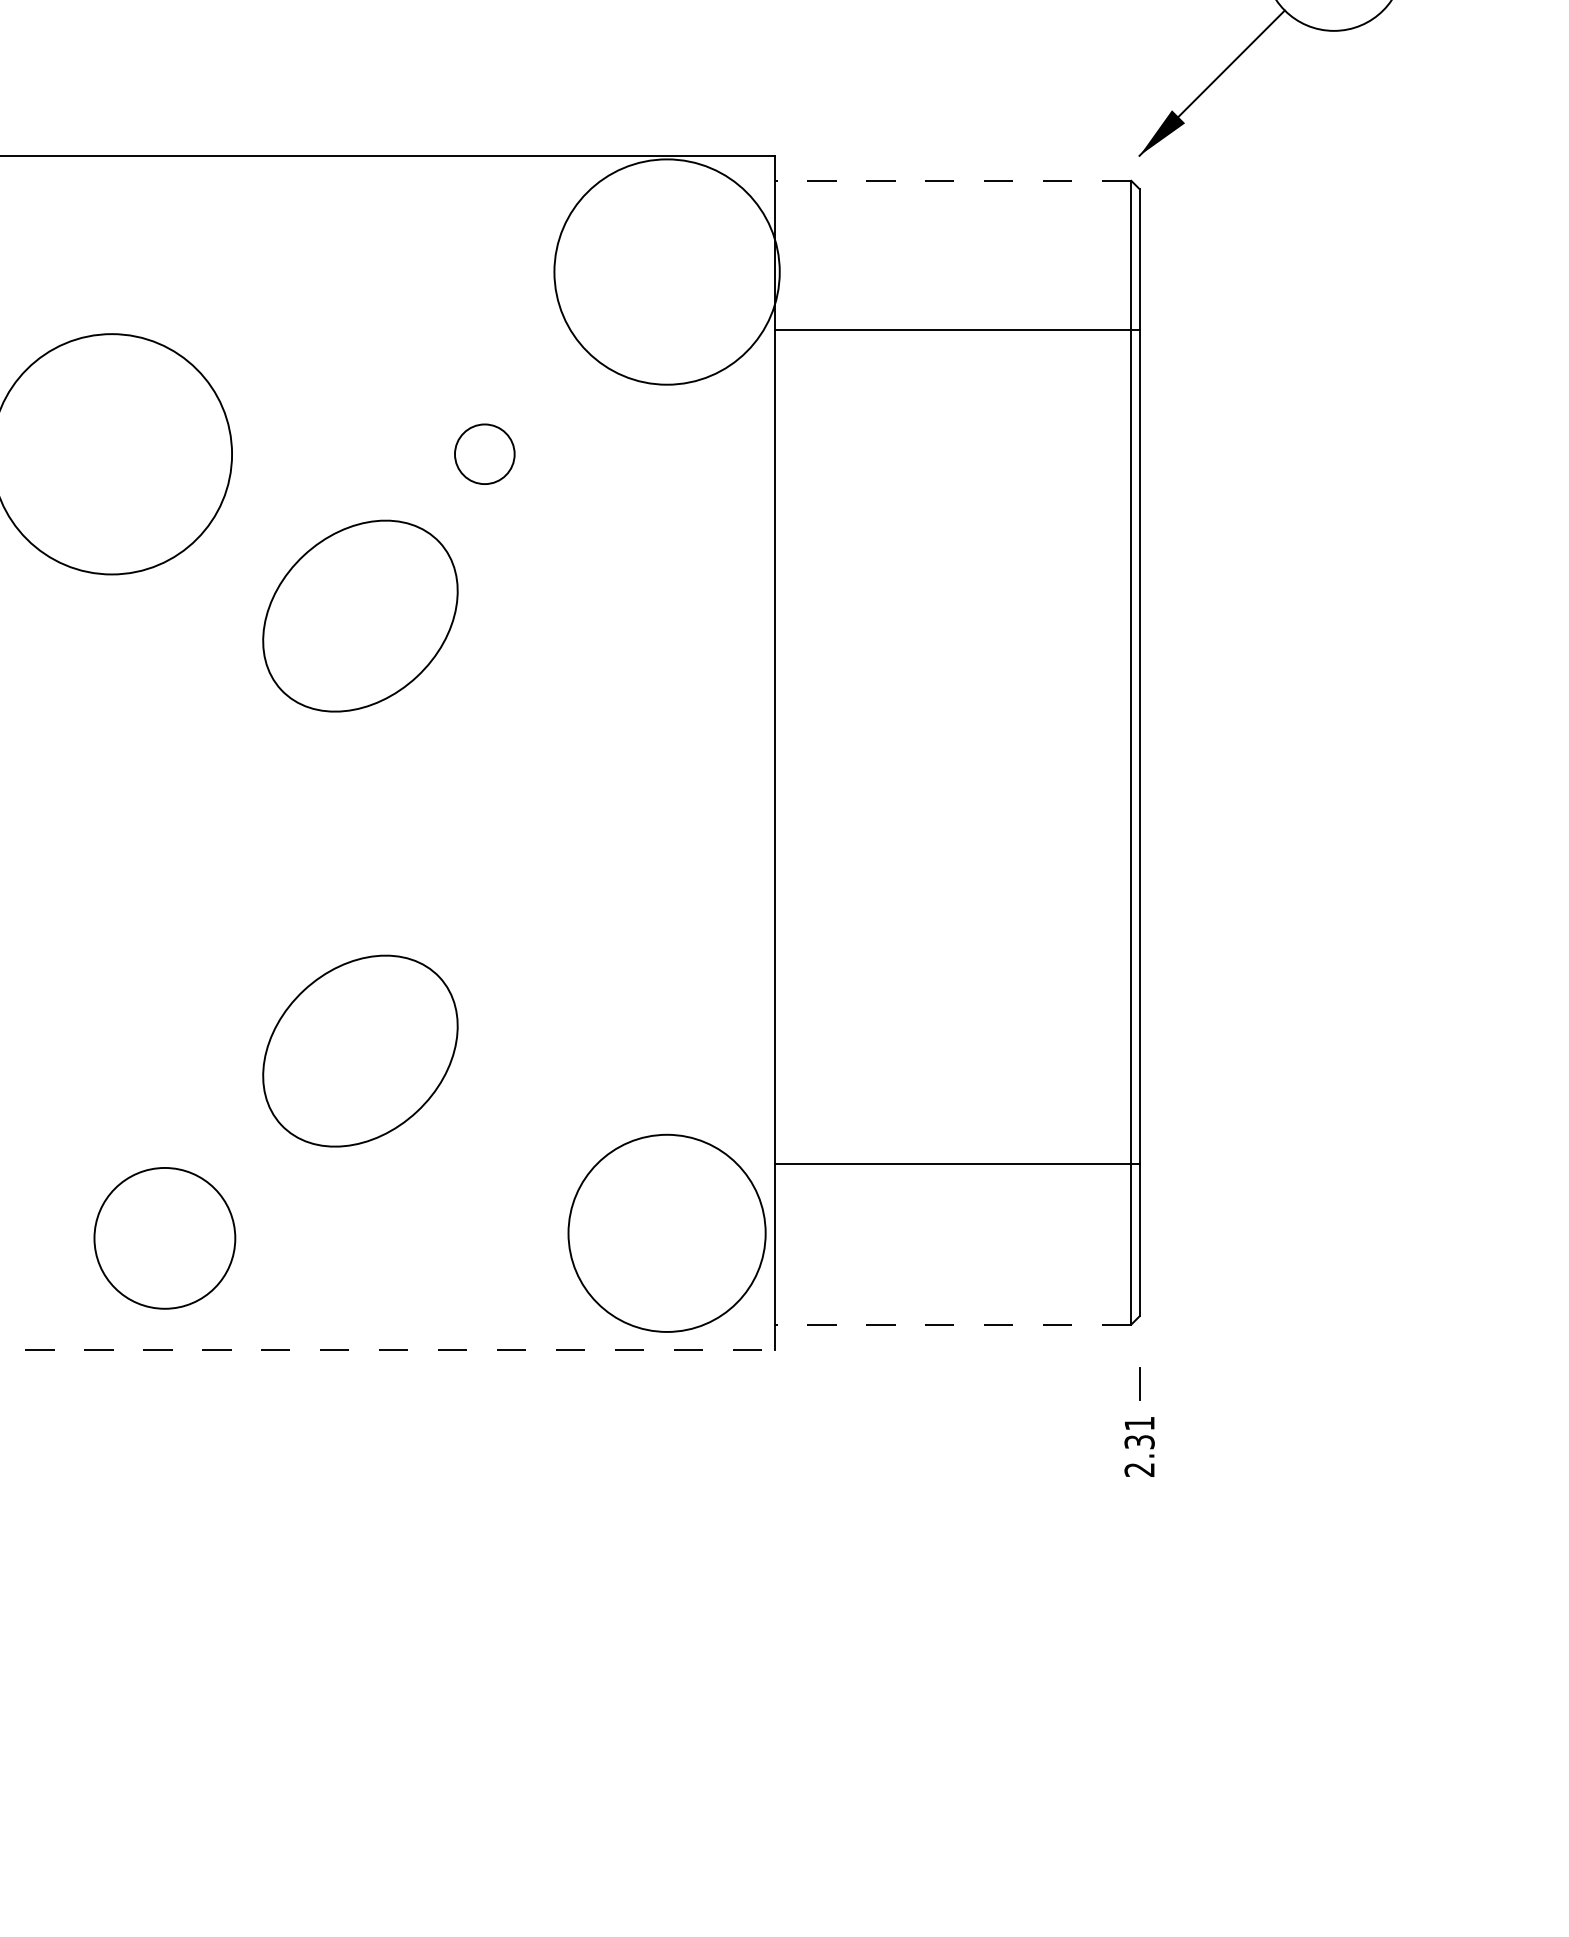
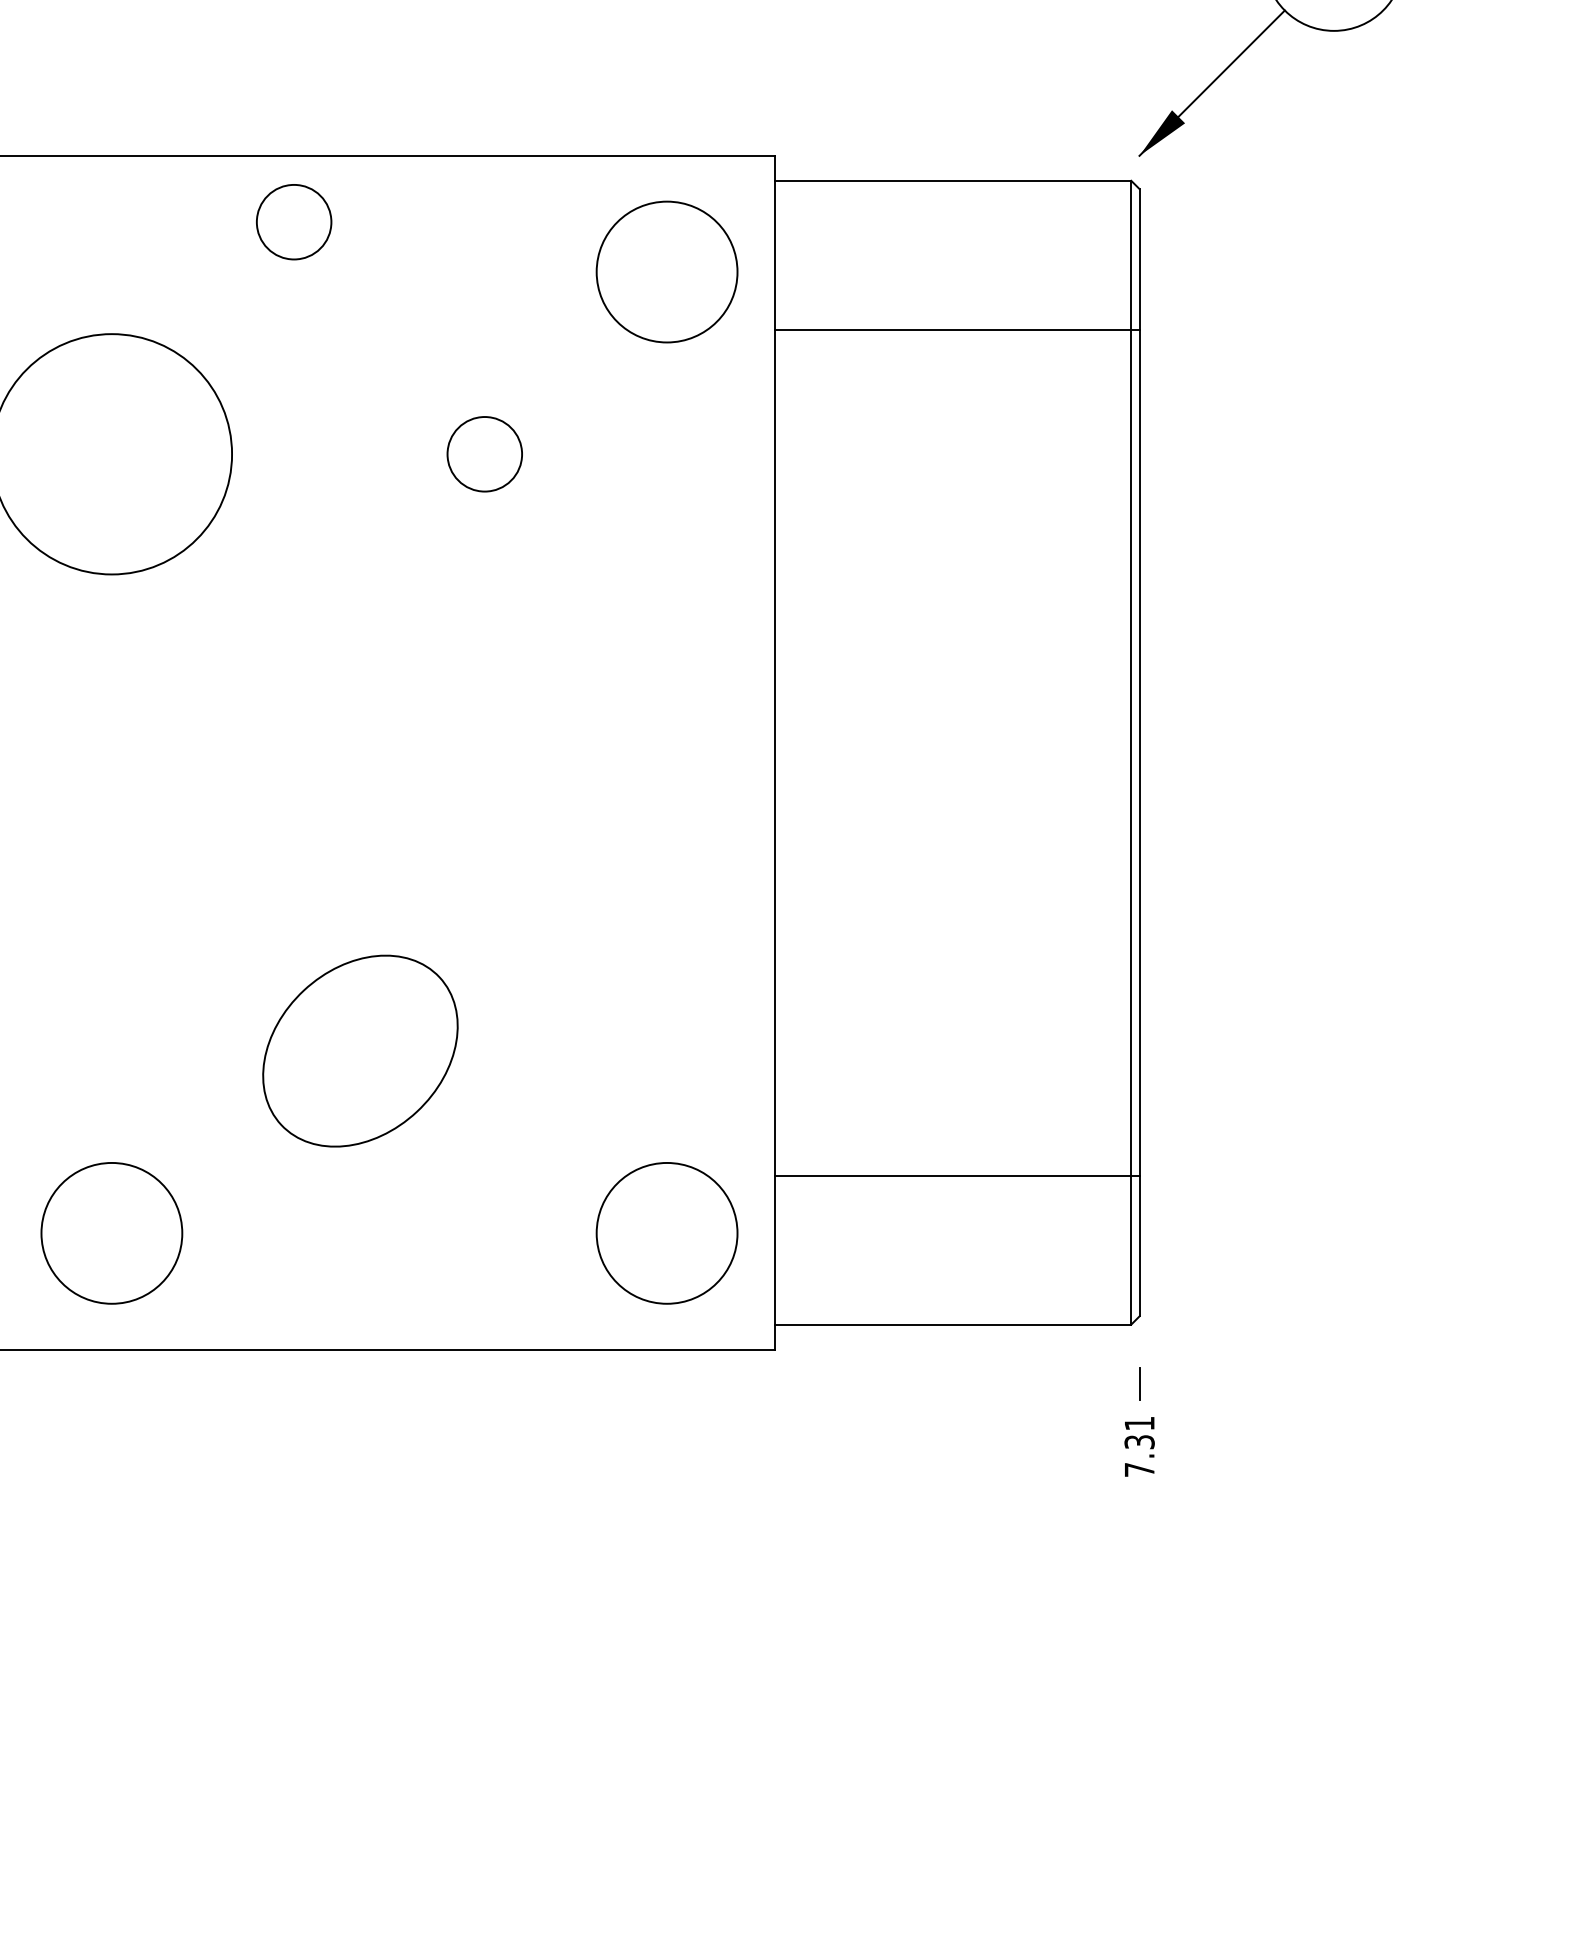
line: dashed -> solid (952, 180)
circle: none -> present (294, 222)
circle diameter: 225 px -> 141 px (666, 271)
circle diameter: 60 px -> 75 px (484, 454)
part: present -> none (360, 615)
line position: (956, 1163) -> (956, 1175) (956, 1175)
circle diameter: 197 px -> 141 px (666, 1232)
circle position: (164, 1238) -> (111, 1233) (111, 1233)
line: dashed -> solid (952, 1324)
line: dashed -> solid (387, 1349)
text: 2.31 -> 7.31 (1139, 1469)
